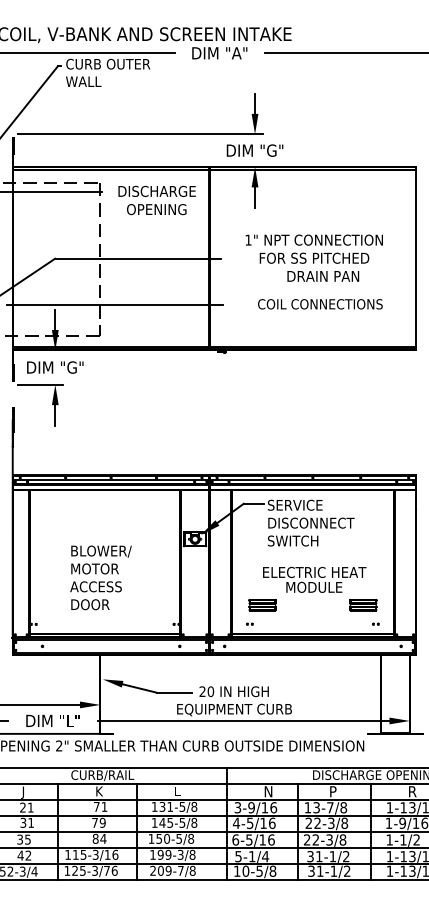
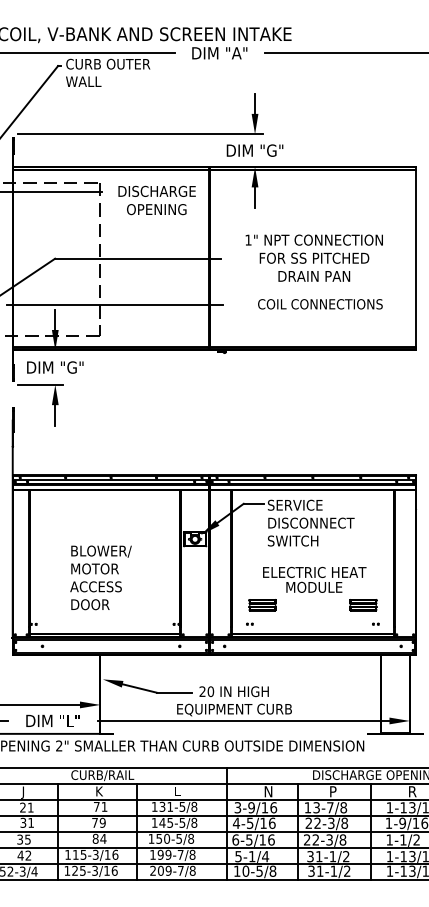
text position: (323, 276) -> (314, 276) (314, 276)
text: 199-3/8 -> 199-7/8 (180, 854)
text: 125-3/76 -> 125-3/16 (106, 870)
